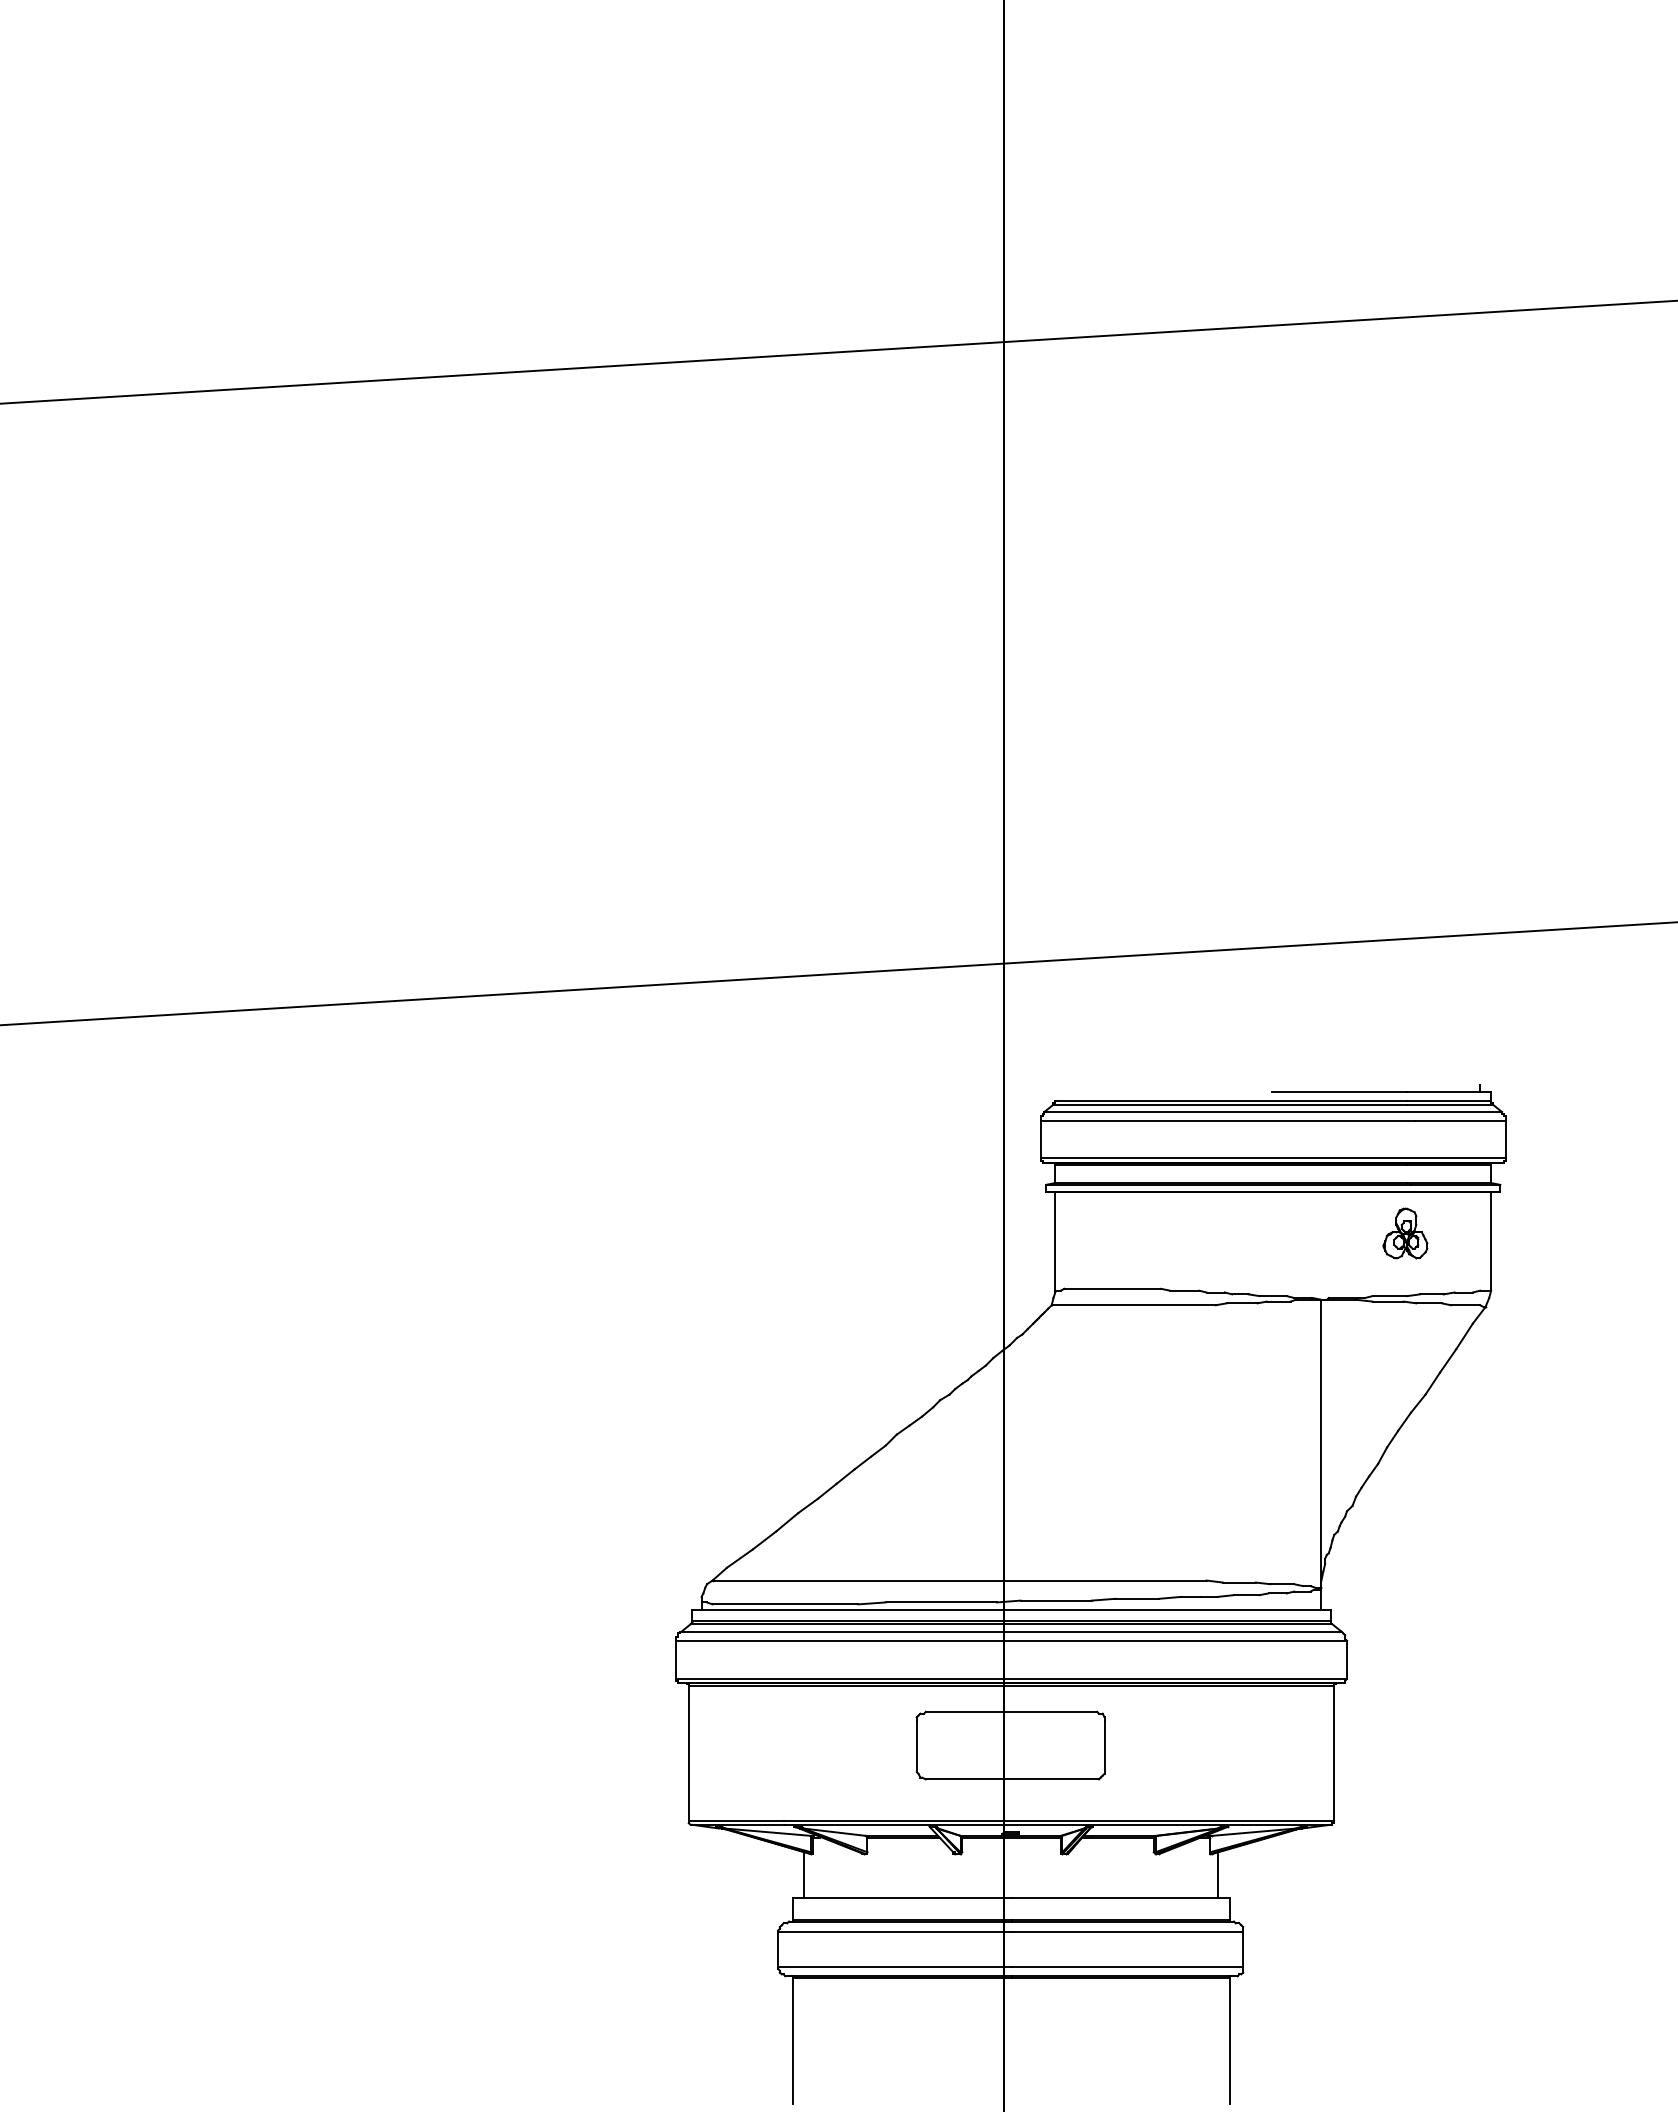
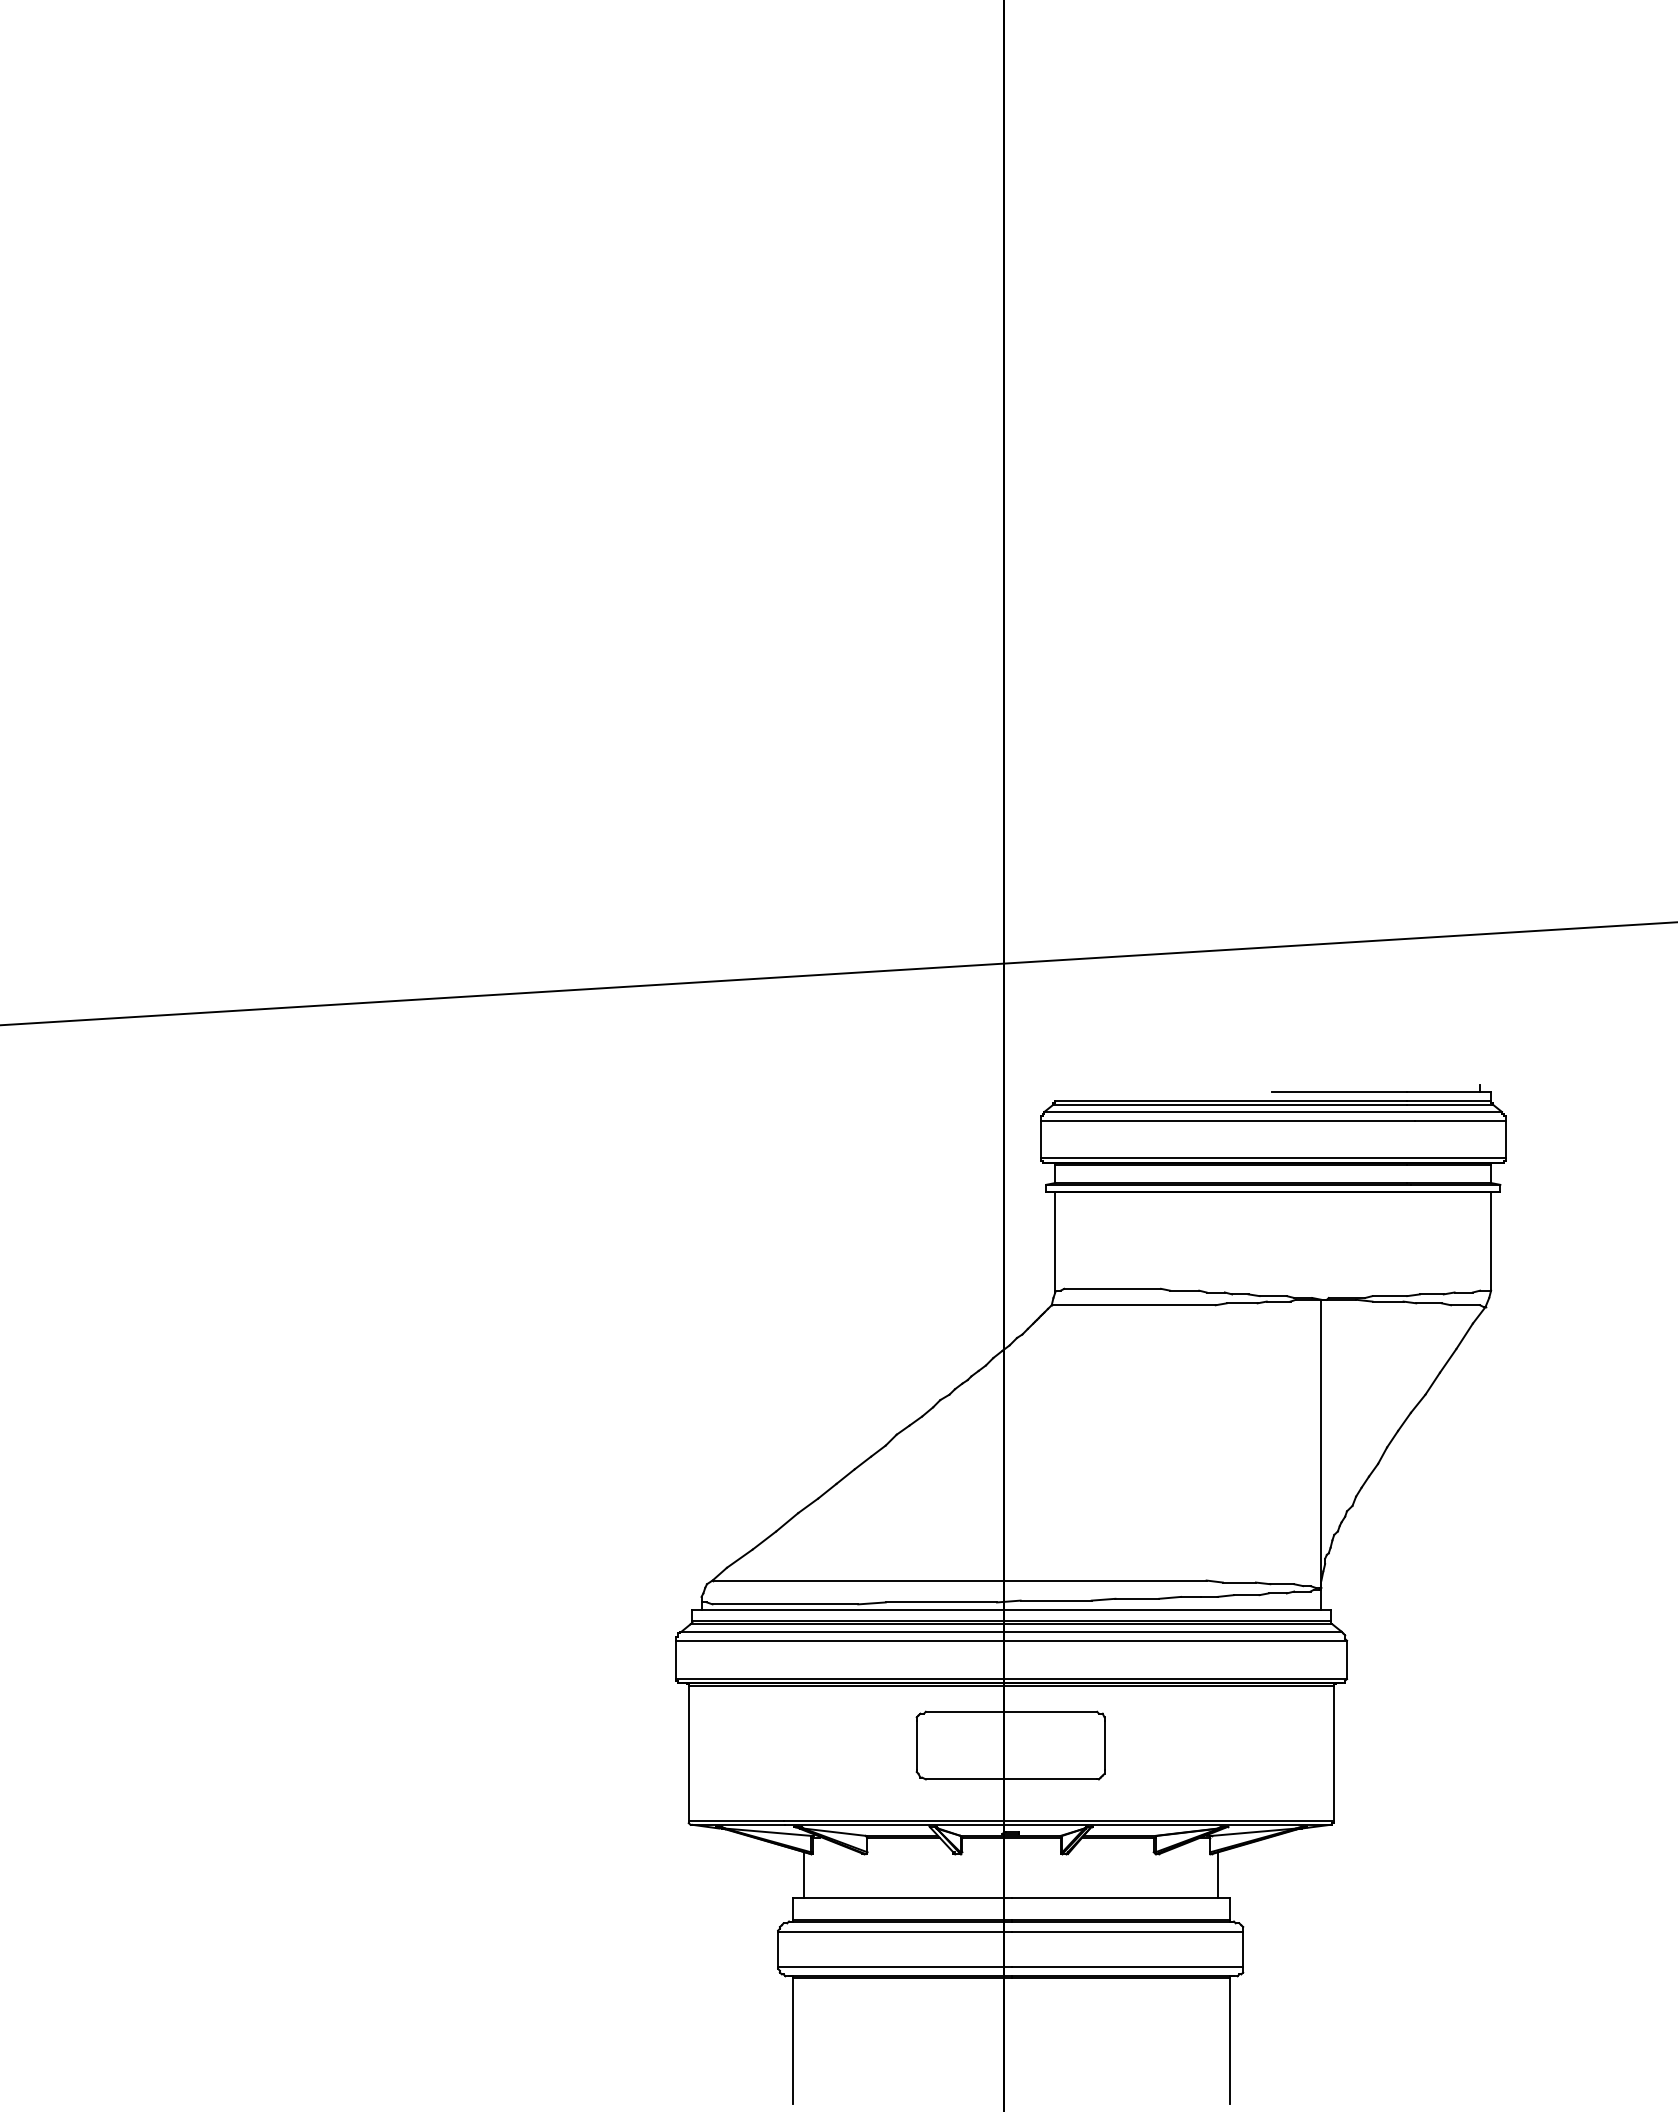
line: present -> none (838, 351)
part: present -> none (1405, 1233)
